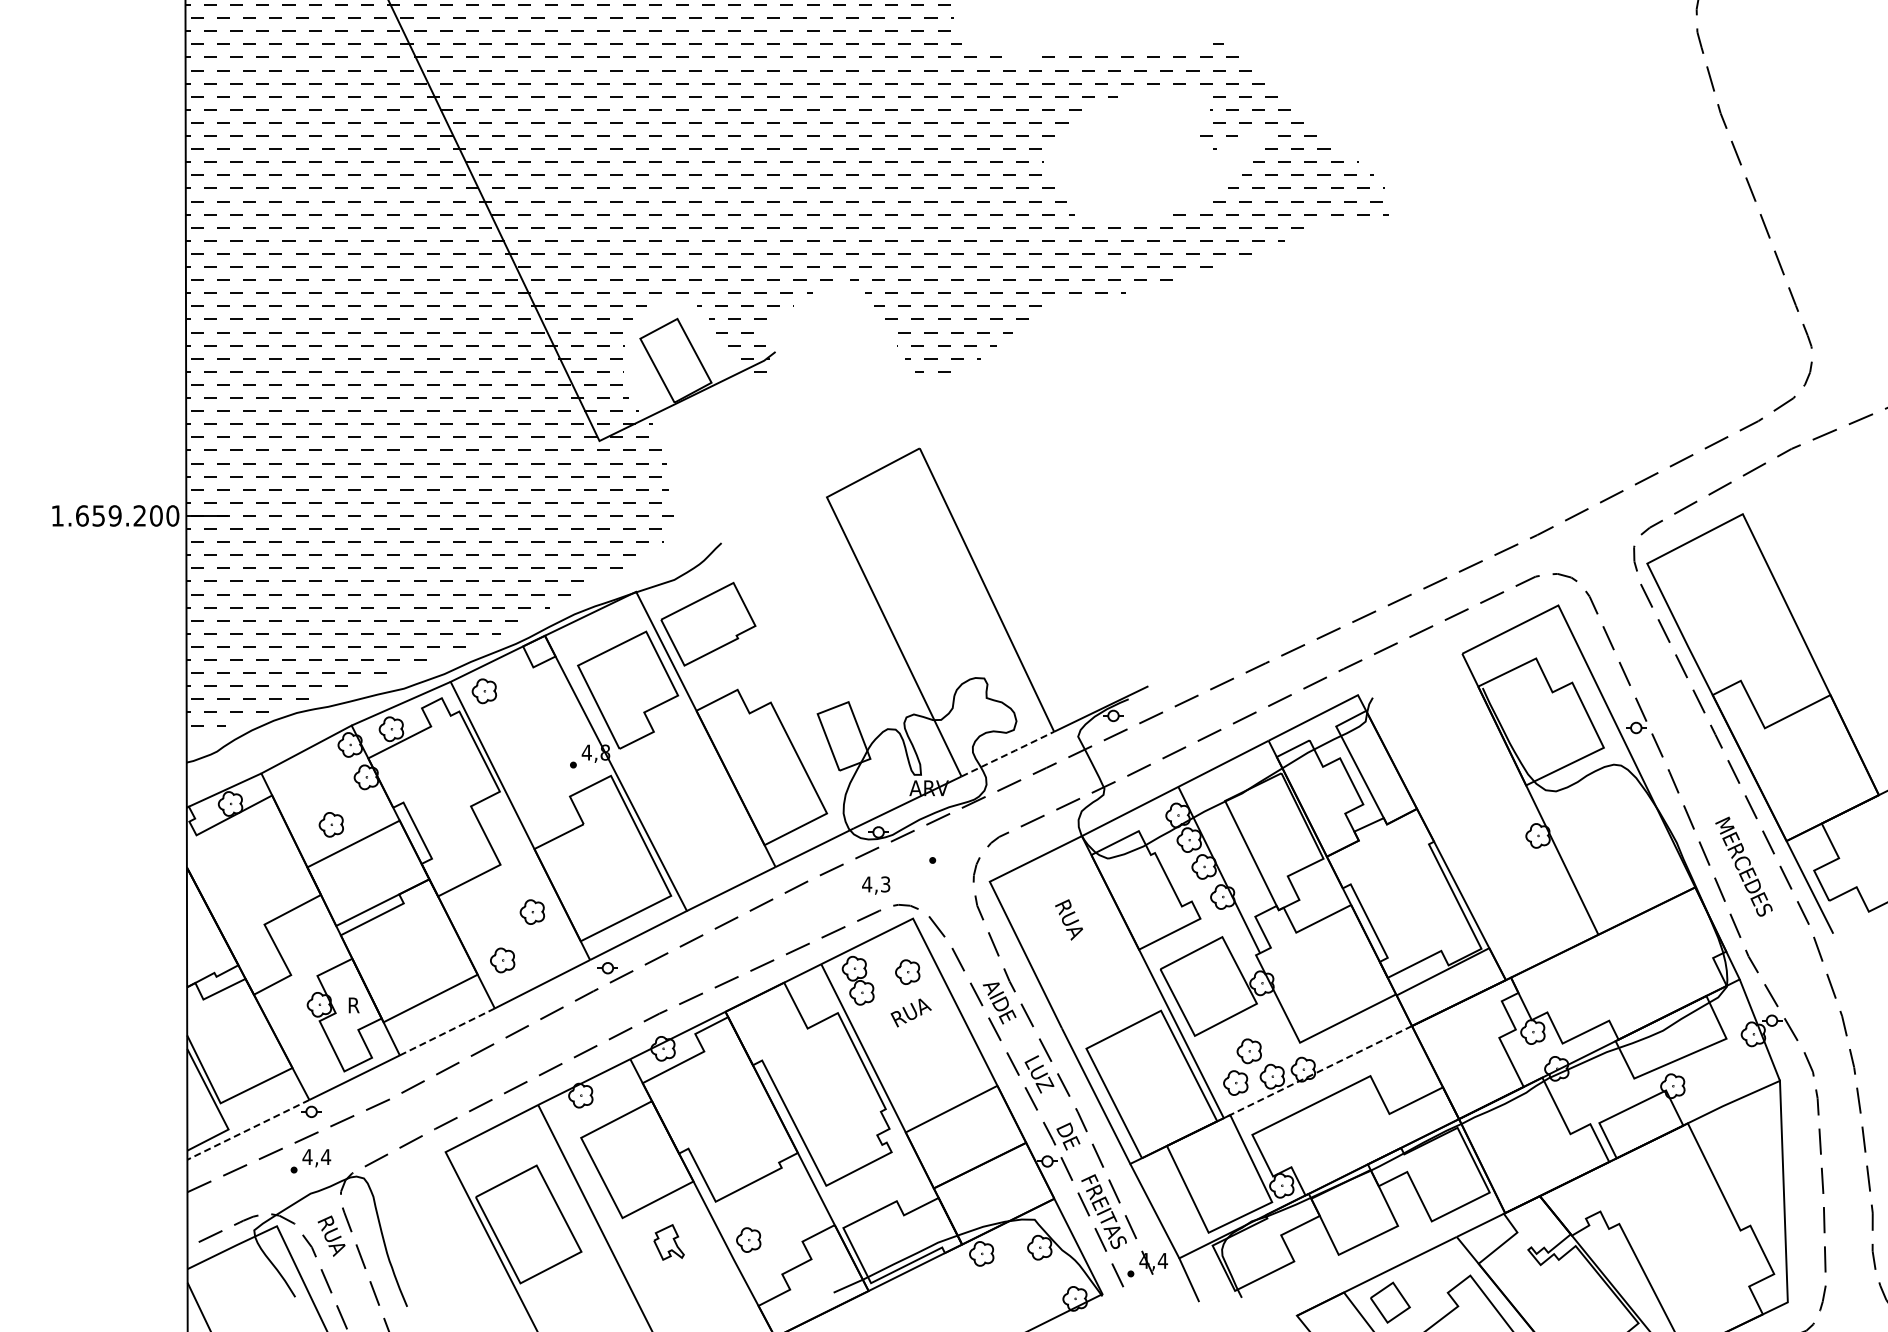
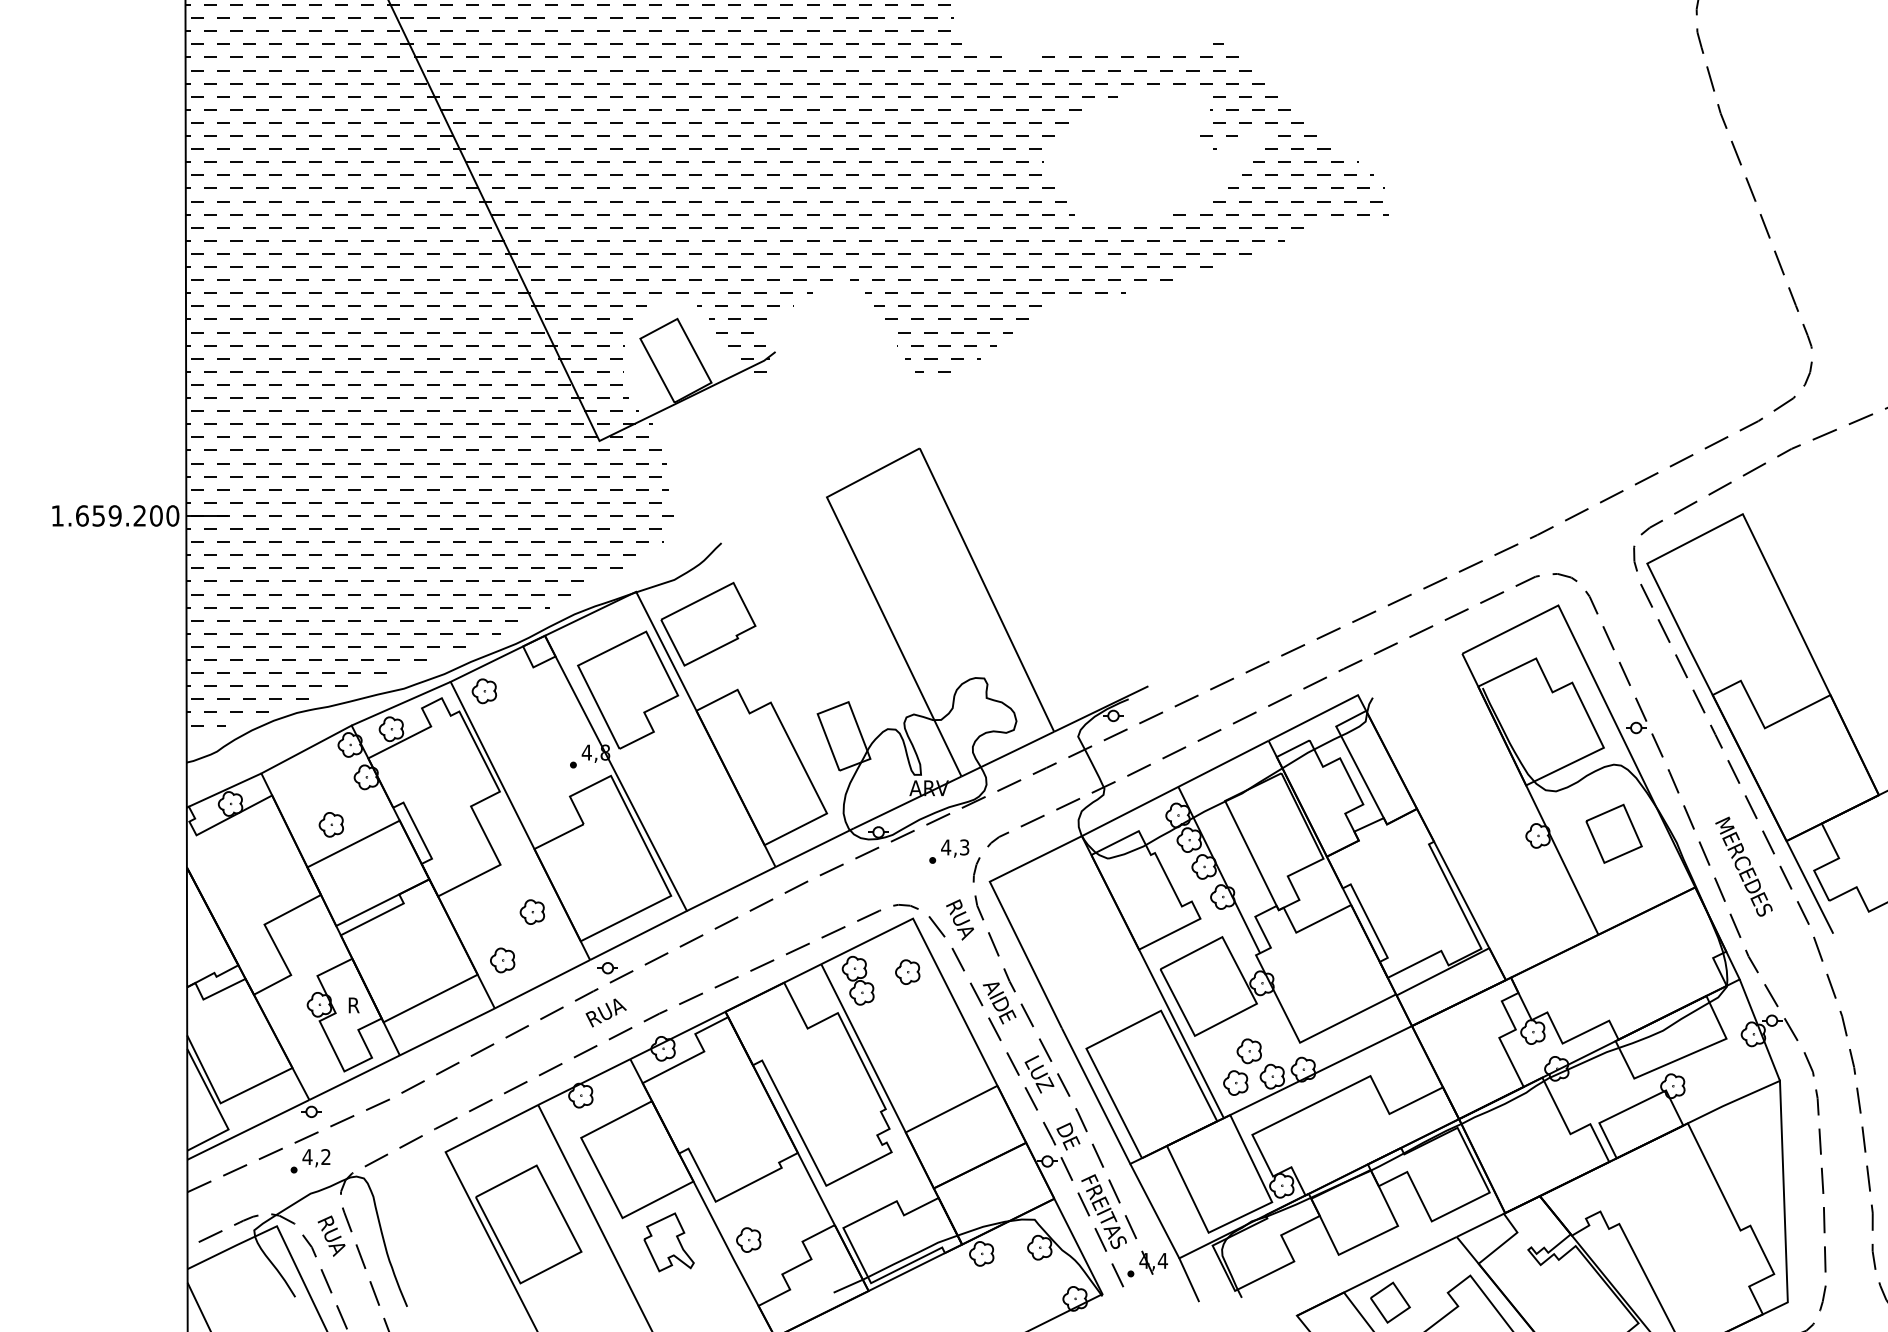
line: dashed -> solid (1009, 753)
part: none -> present (1613, 833)
text position: (876, 885) -> (955, 848) (955, 848)
text position: (1068, 919) -> (959, 919) (959, 919)
text position: (910, 1012) -> (605, 1012) (605, 1012)
line: dashed -> solid (447, 1031)
line: dashed -> solid (1317, 1072)
line: dashed -> solid (248, 1129)
text: 4,4 -> 4,2 (325, 1156)
part size: 32x37 px -> 52x61 px (668, 1242)
